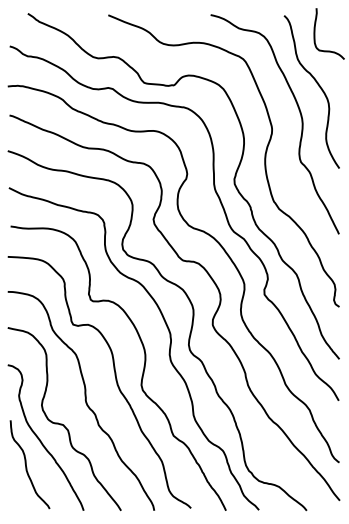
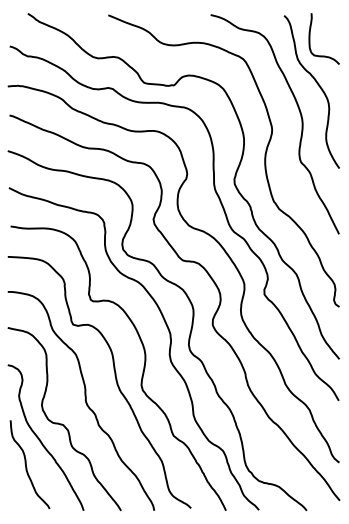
curve position: (315, 33) -> (310, 38) (310, 38)
